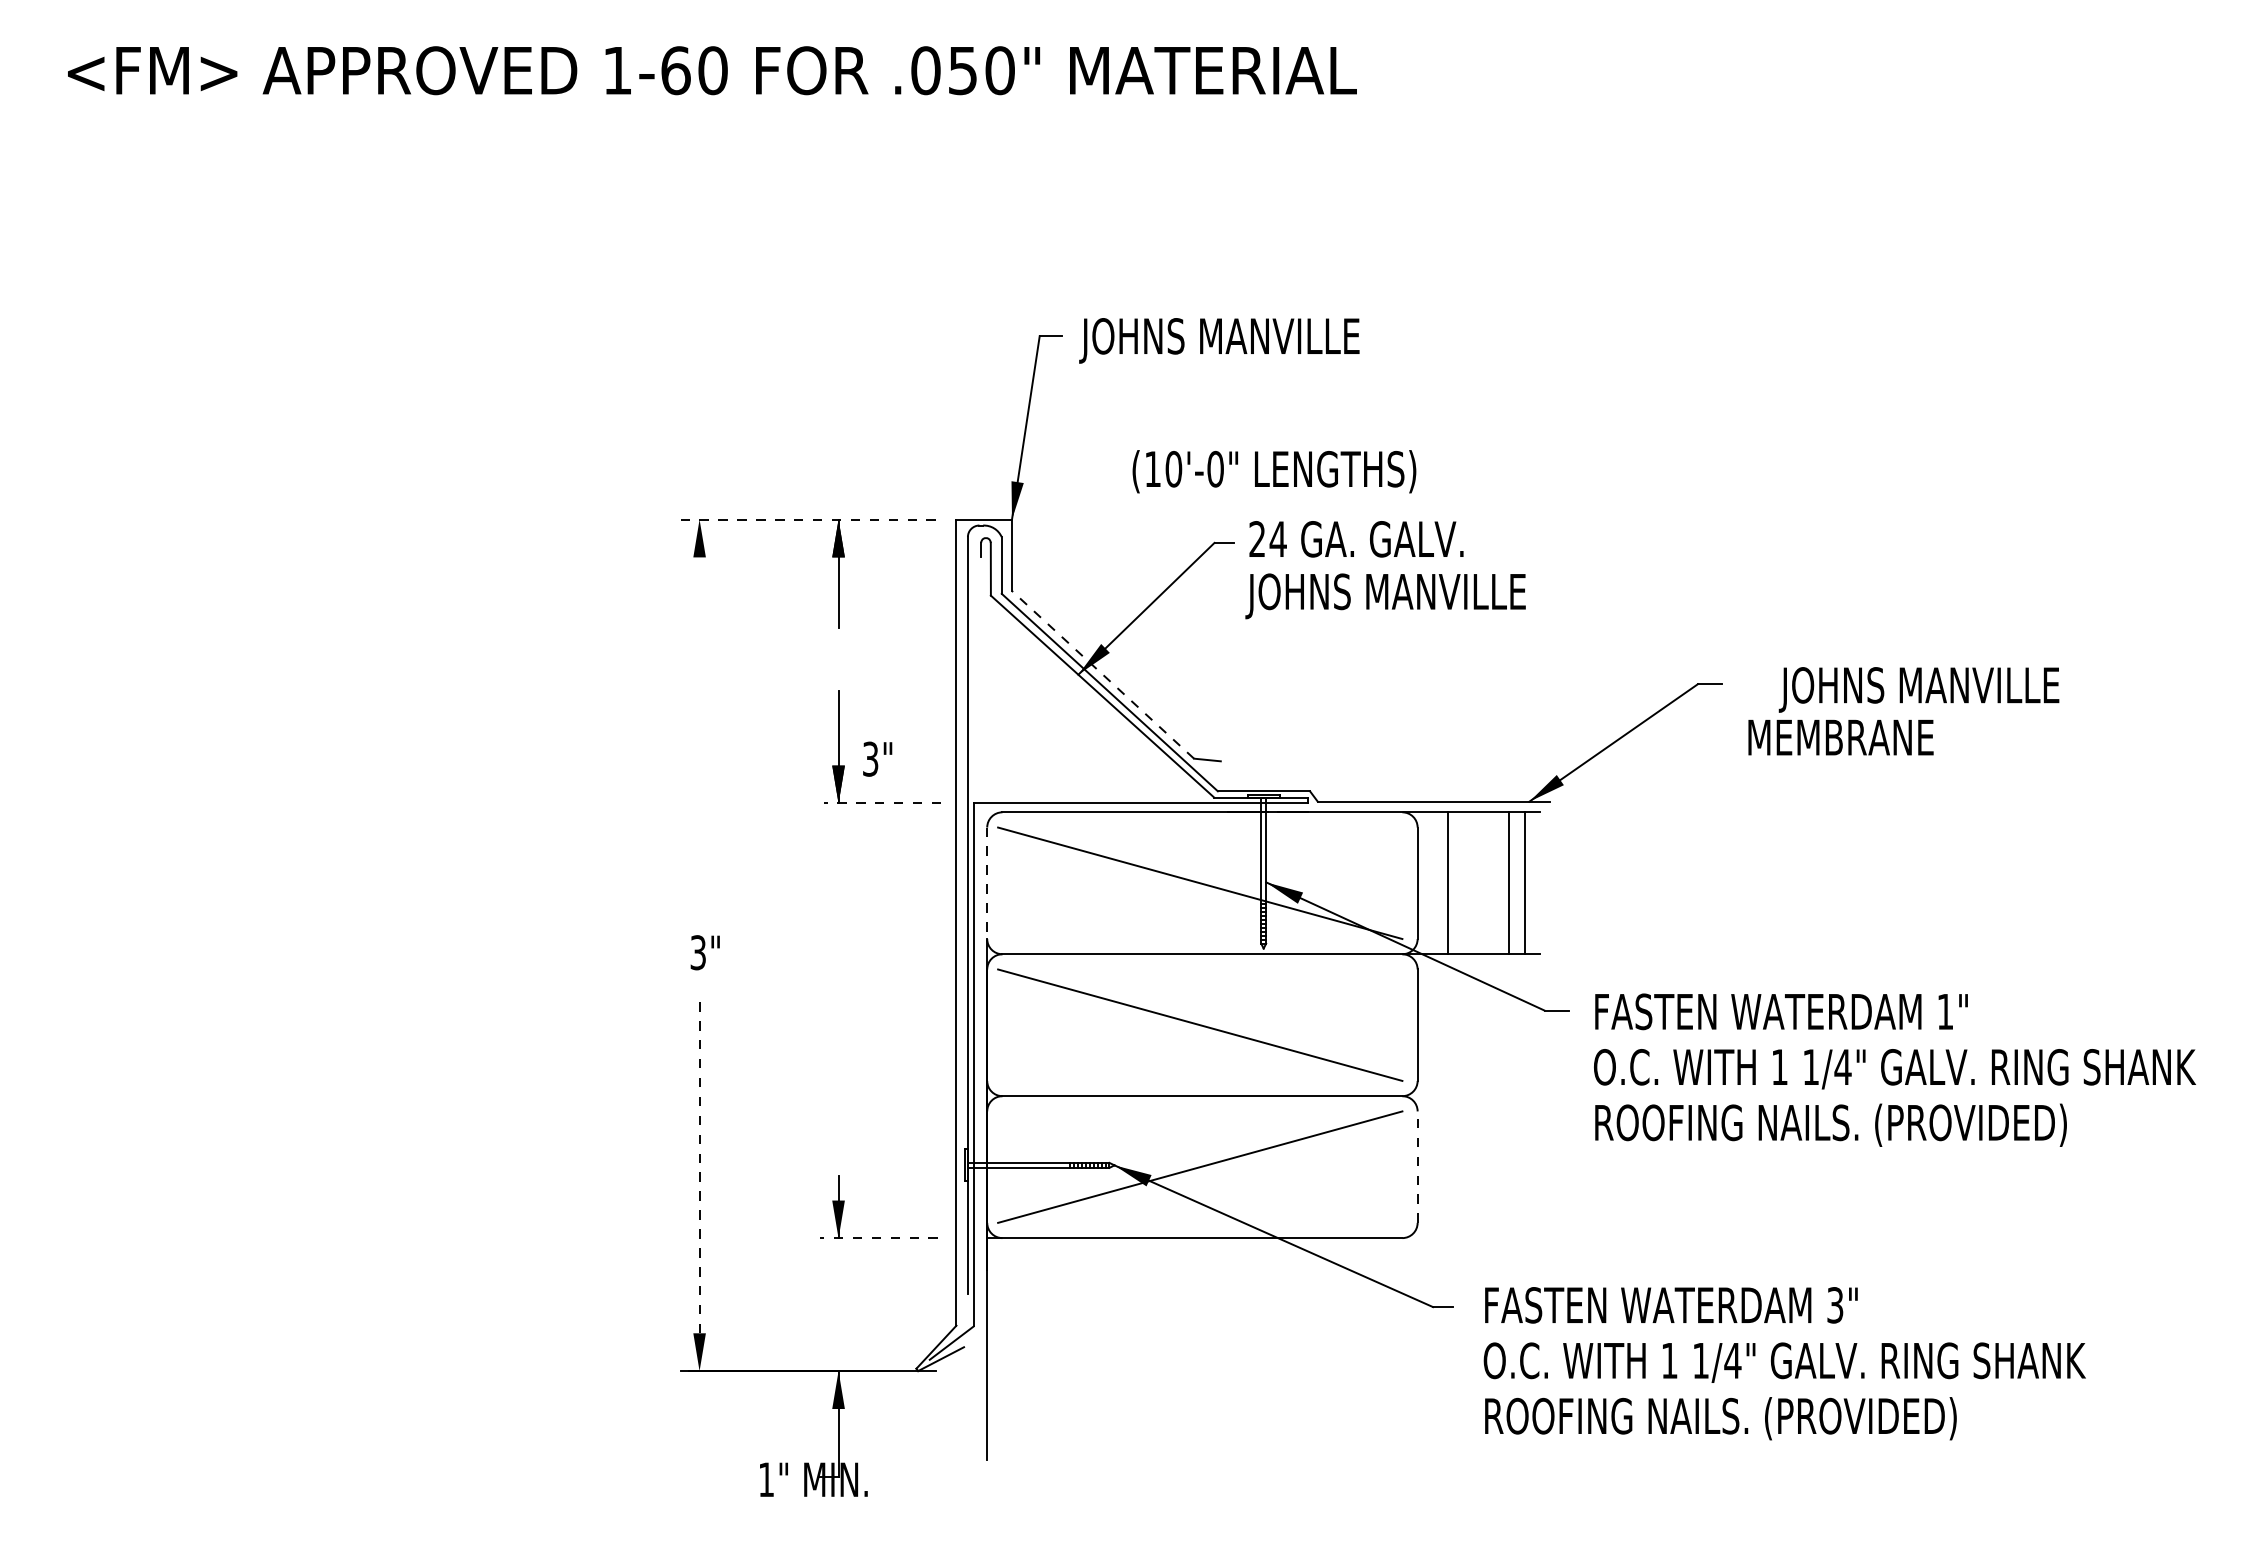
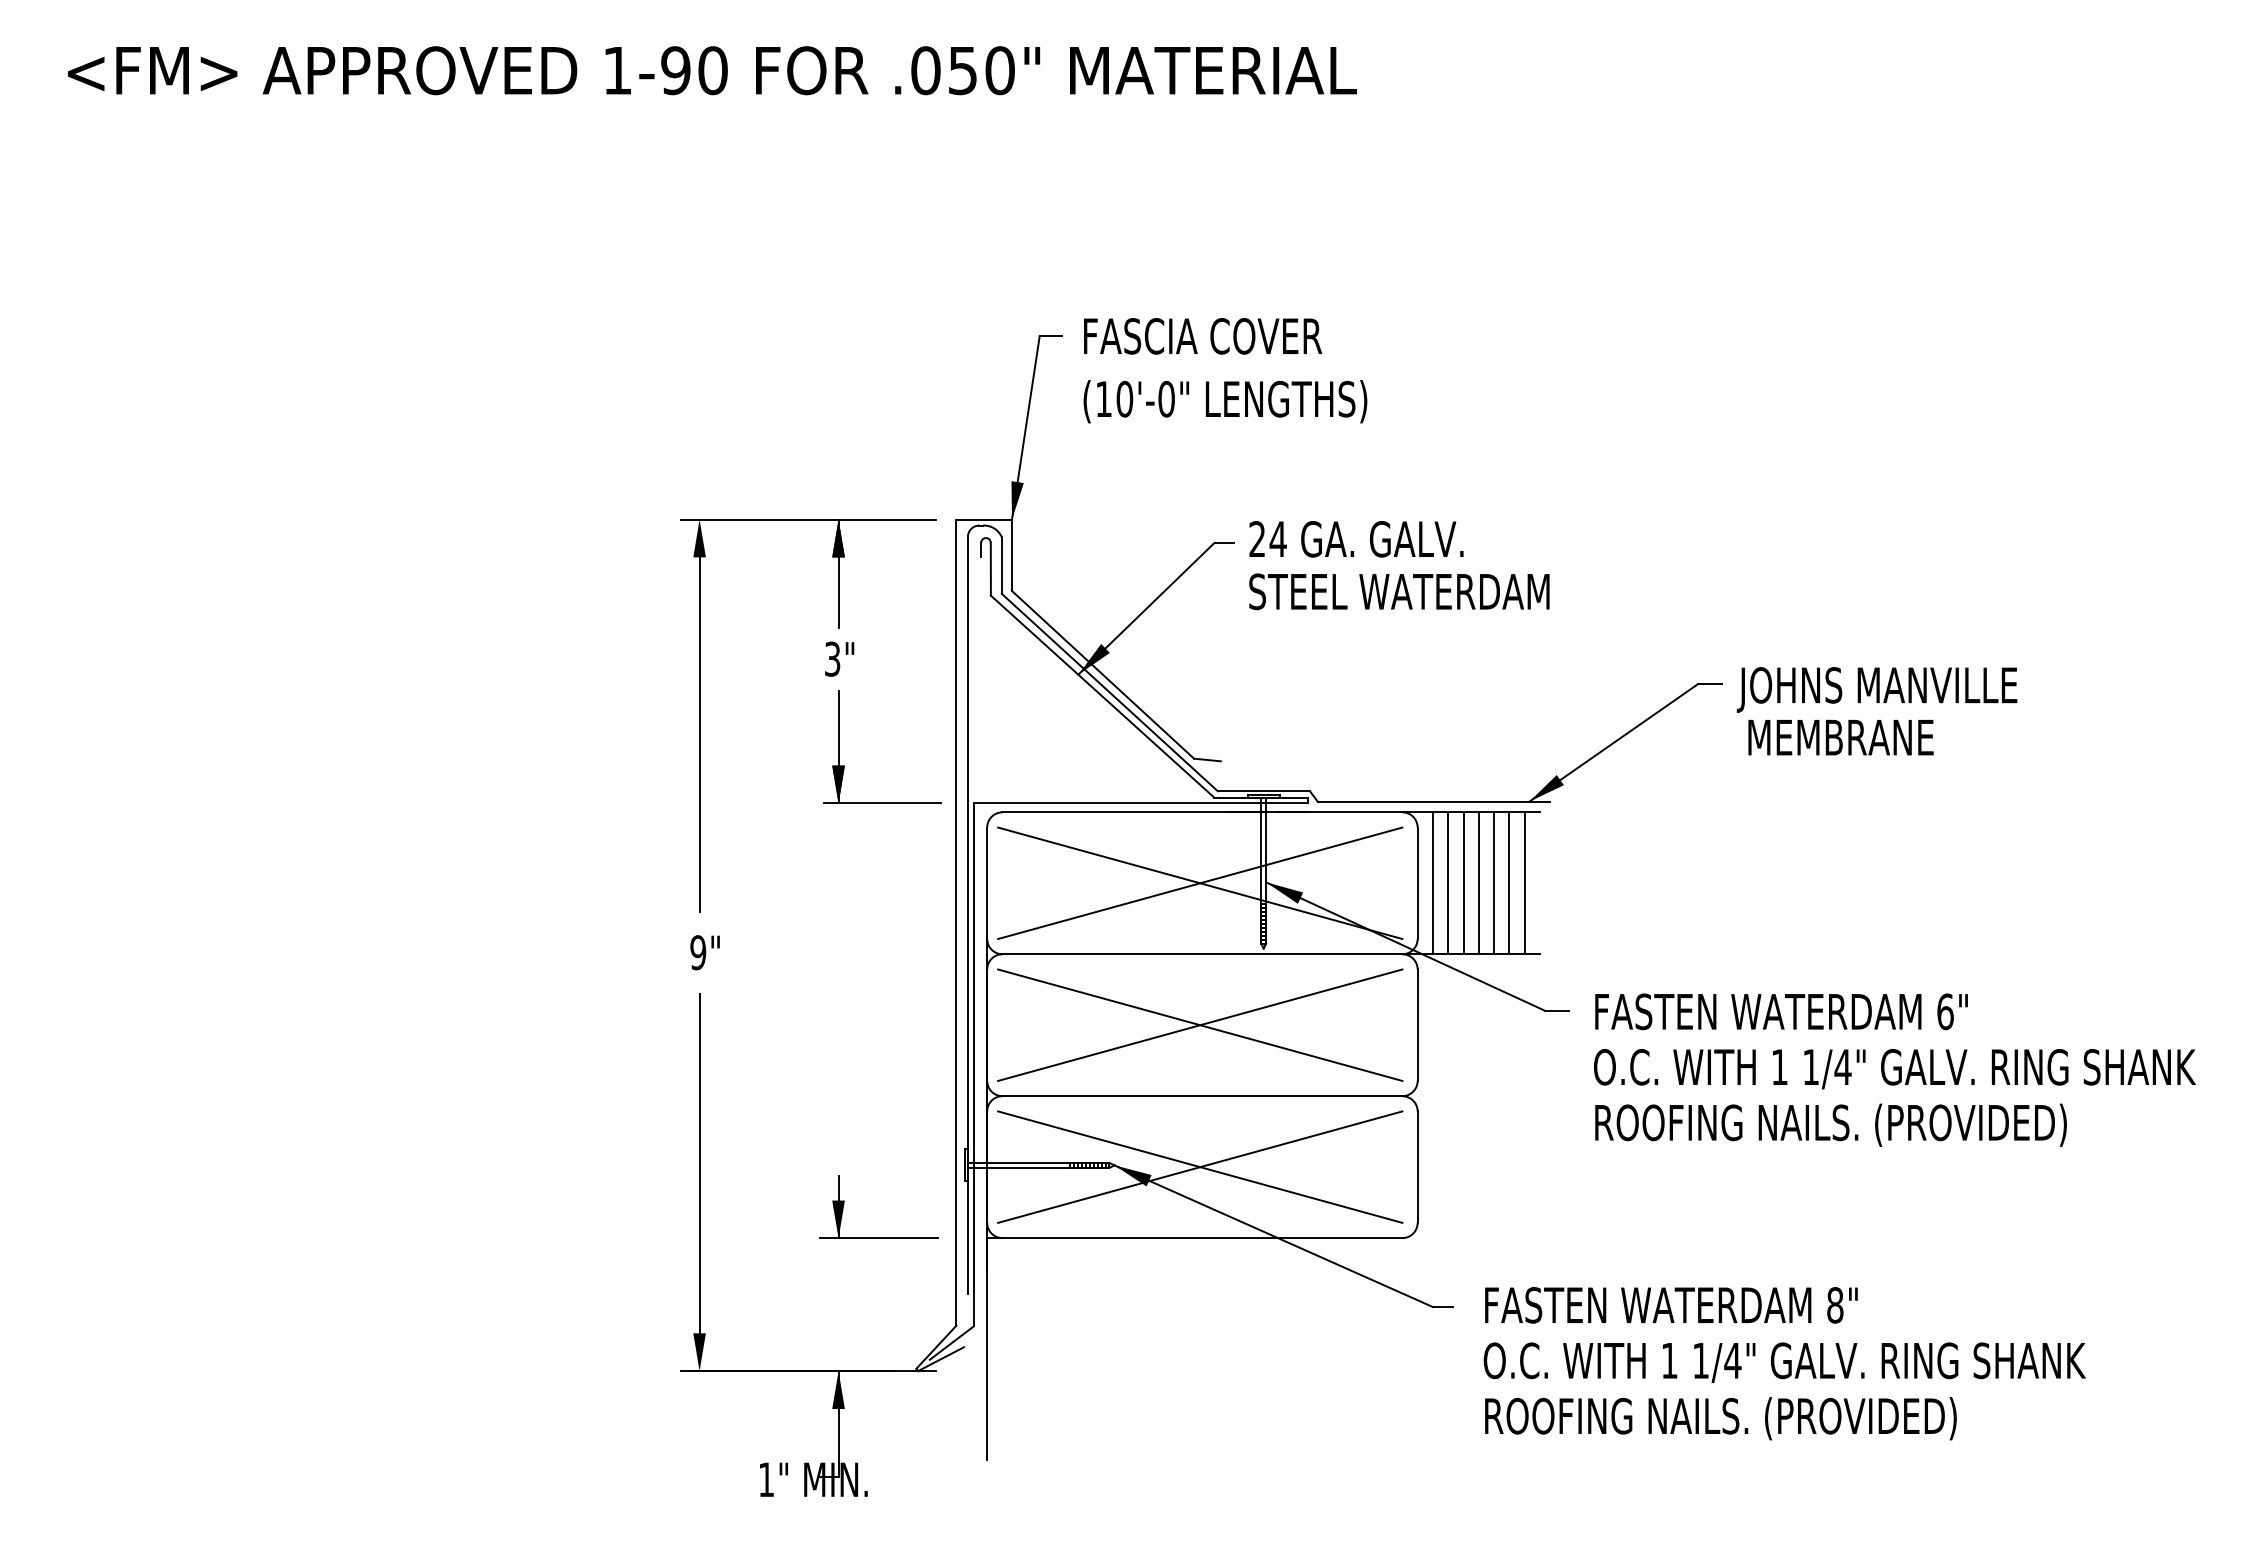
text: 1-60 -> 1-90 (675, 70)
text: JOHNS MANVILLE -> FASCIA COVER (1219, 340)
text position: (1274, 471) -> (1225, 401) (1225, 401)
line: dashed -> solid (808, 519)
text: JOHNS MANVILLE -> STEEL WATERDAM (1397, 596)
line: dashed -> solid (1103, 674)
text position: (1918, 689) -> (1876, 689) (1876, 689)
line: none -> present (699, 734)
text position: (877, 758) -> (839, 658) (839, 658)
line: dashed -> solid (882, 803)
line: dashed -> solid (987, 883)
line: none -> present (1200, 883)
line: none -> present (1432, 883)
line: none -> present (1463, 883)
line: none -> present (1478, 883)
line: none -> present (1494, 883)
text: 3" -> 9" (698, 952)
text: 1" -> 6" (1945, 1011)
line: none -> present (1200, 1024)
line: dashed -> solid (699, 1163)
line: none -> present (1200, 1166)
line: dashed -> solid (1417, 1167)
line: dashed -> solid (878, 1238)
text: 3" -> 8" (1835, 1305)
